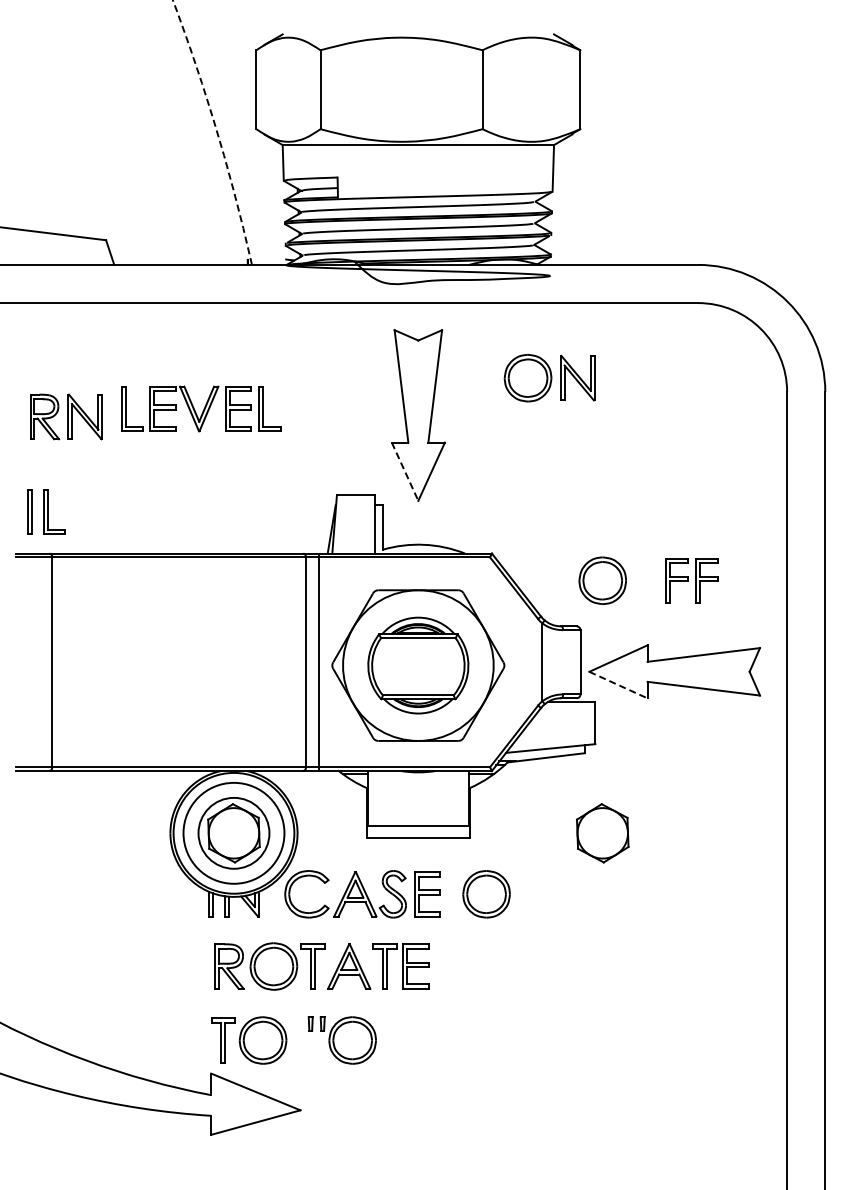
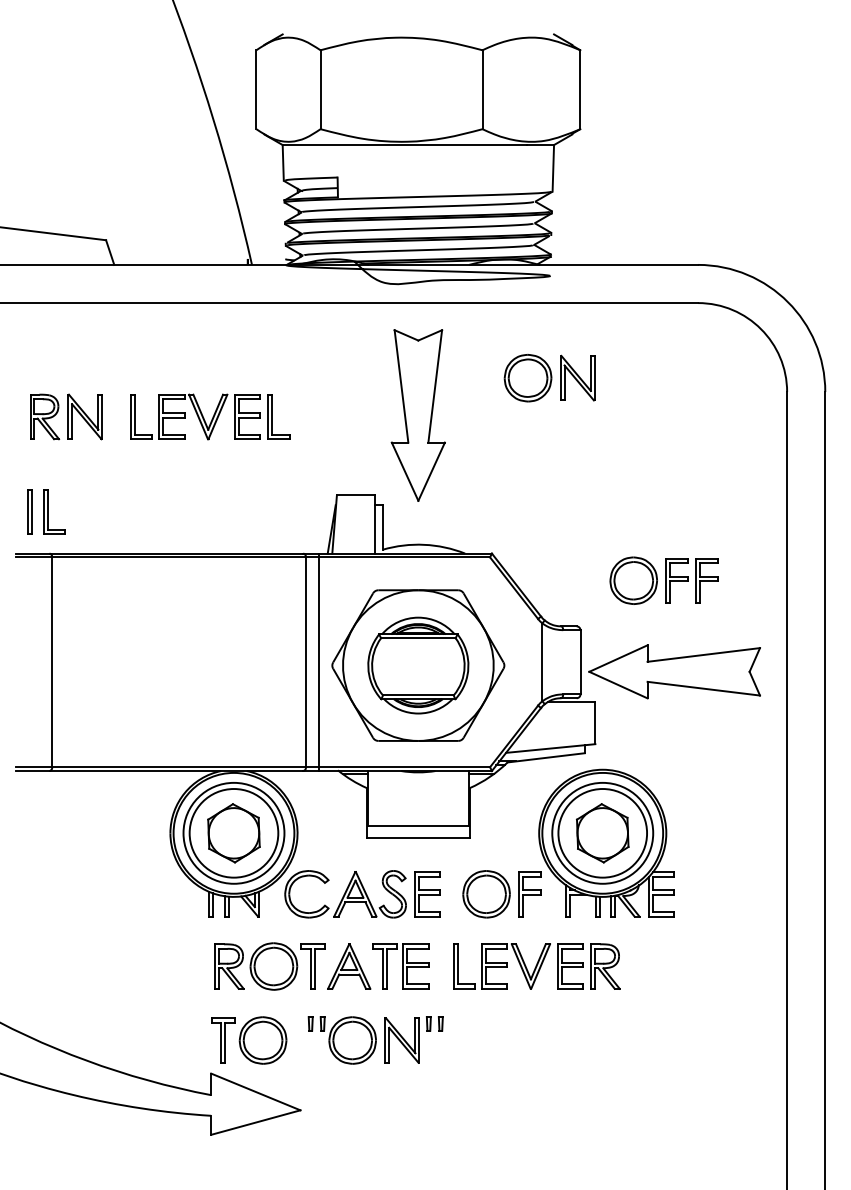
arc: dashed -> solid (216, 130)
part position: (201, 408) -> (210, 416) (210, 416)
line: dashed -> solid (405, 472)
part position: (602, 580) -> (633, 580) (633, 580)
line: dashed -> solid (618, 685)
circle diameter: 71 px -> 89 px (233, 833)
part: none -> present (596, 842)
part: none -> present (536, 966)
part: none -> present (413, 1039)
